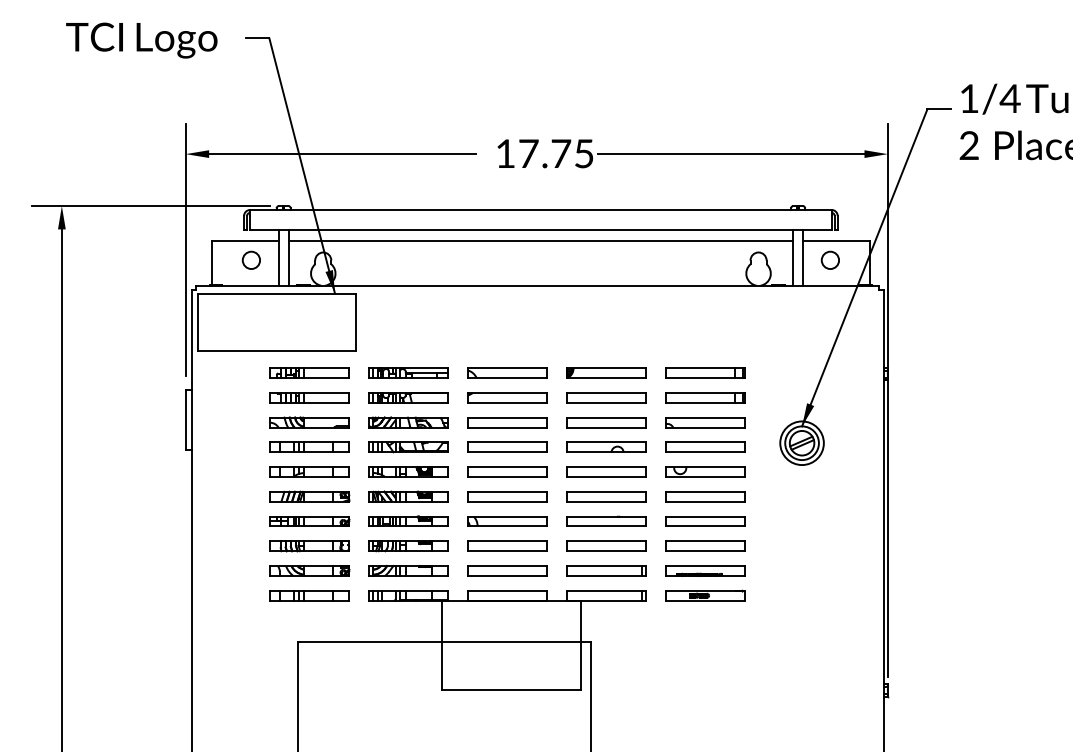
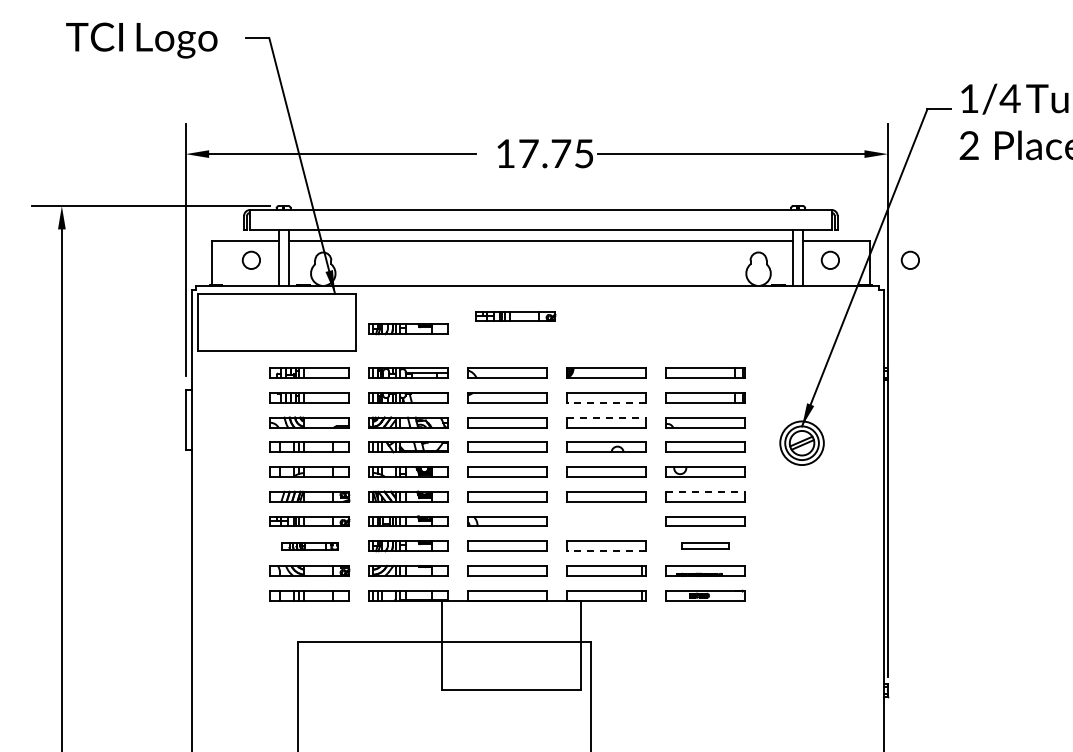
circle: none -> present (909, 259)
part: none -> present (515, 316)
part: none -> present (408, 329)
line: solid -> dashed (606, 402)
line: solid -> dashed (606, 417)
line: solid -> dashed (705, 491)
part: present -> none (606, 520)
part size: 81x12 px -> 49x8 px (705, 545)
part size: 82x13 px -> 58x9 px (309, 546)
line: solid -> dashed (606, 551)
